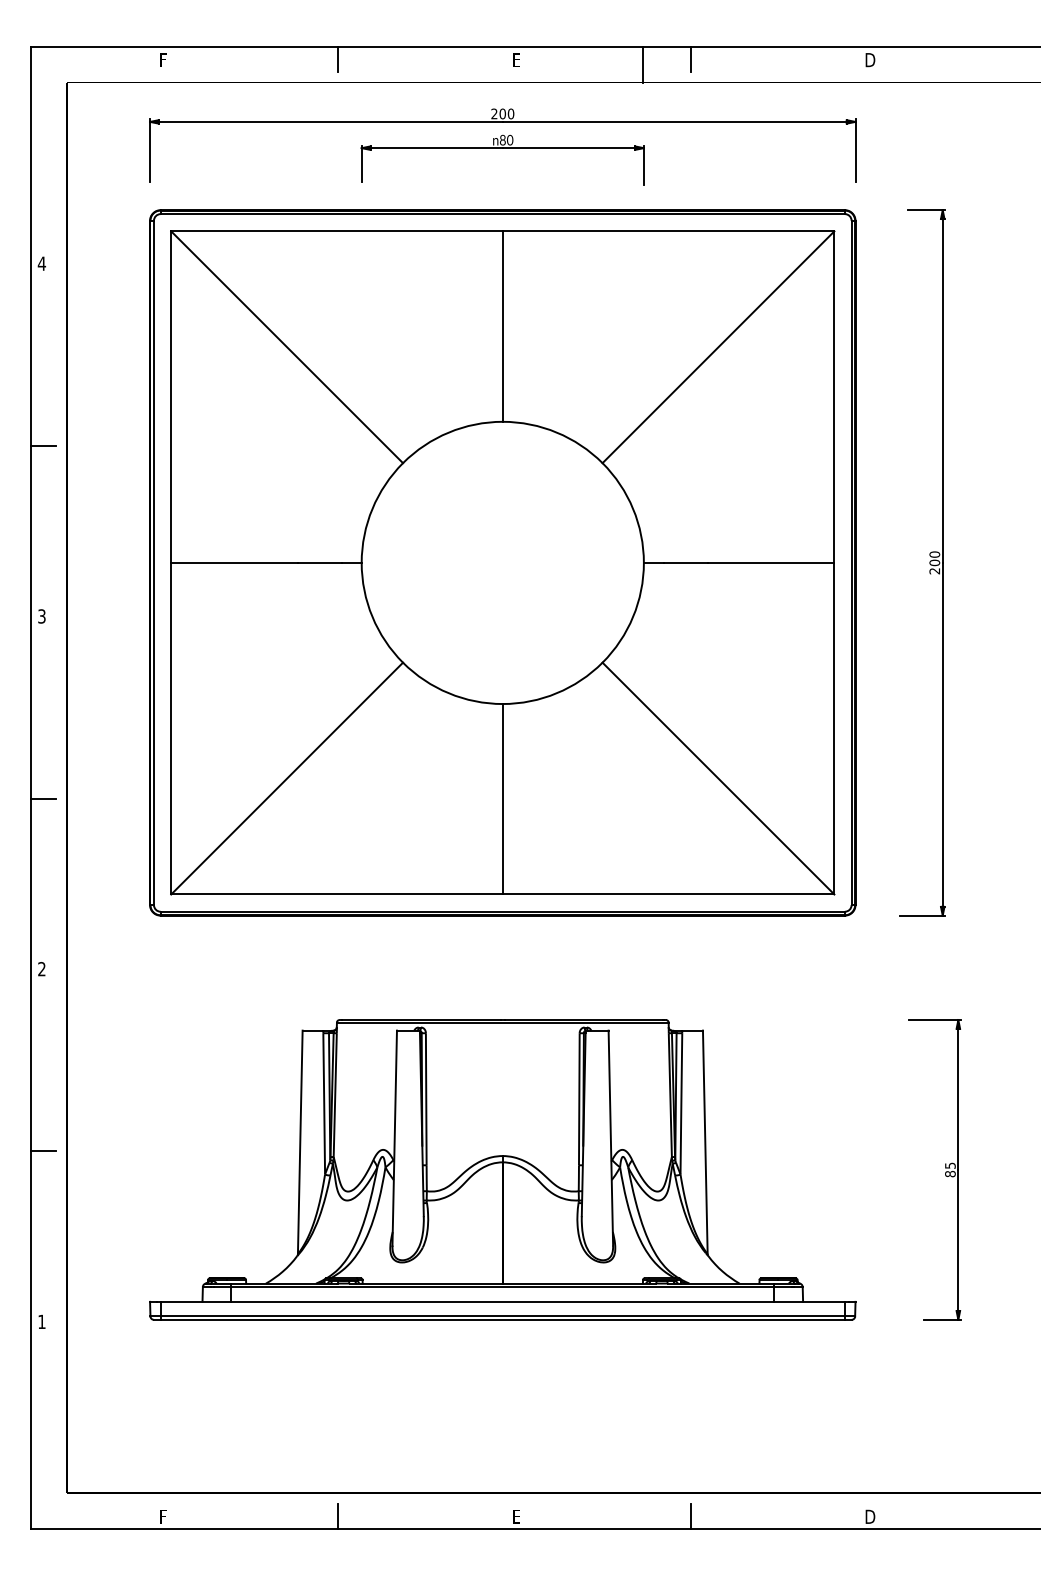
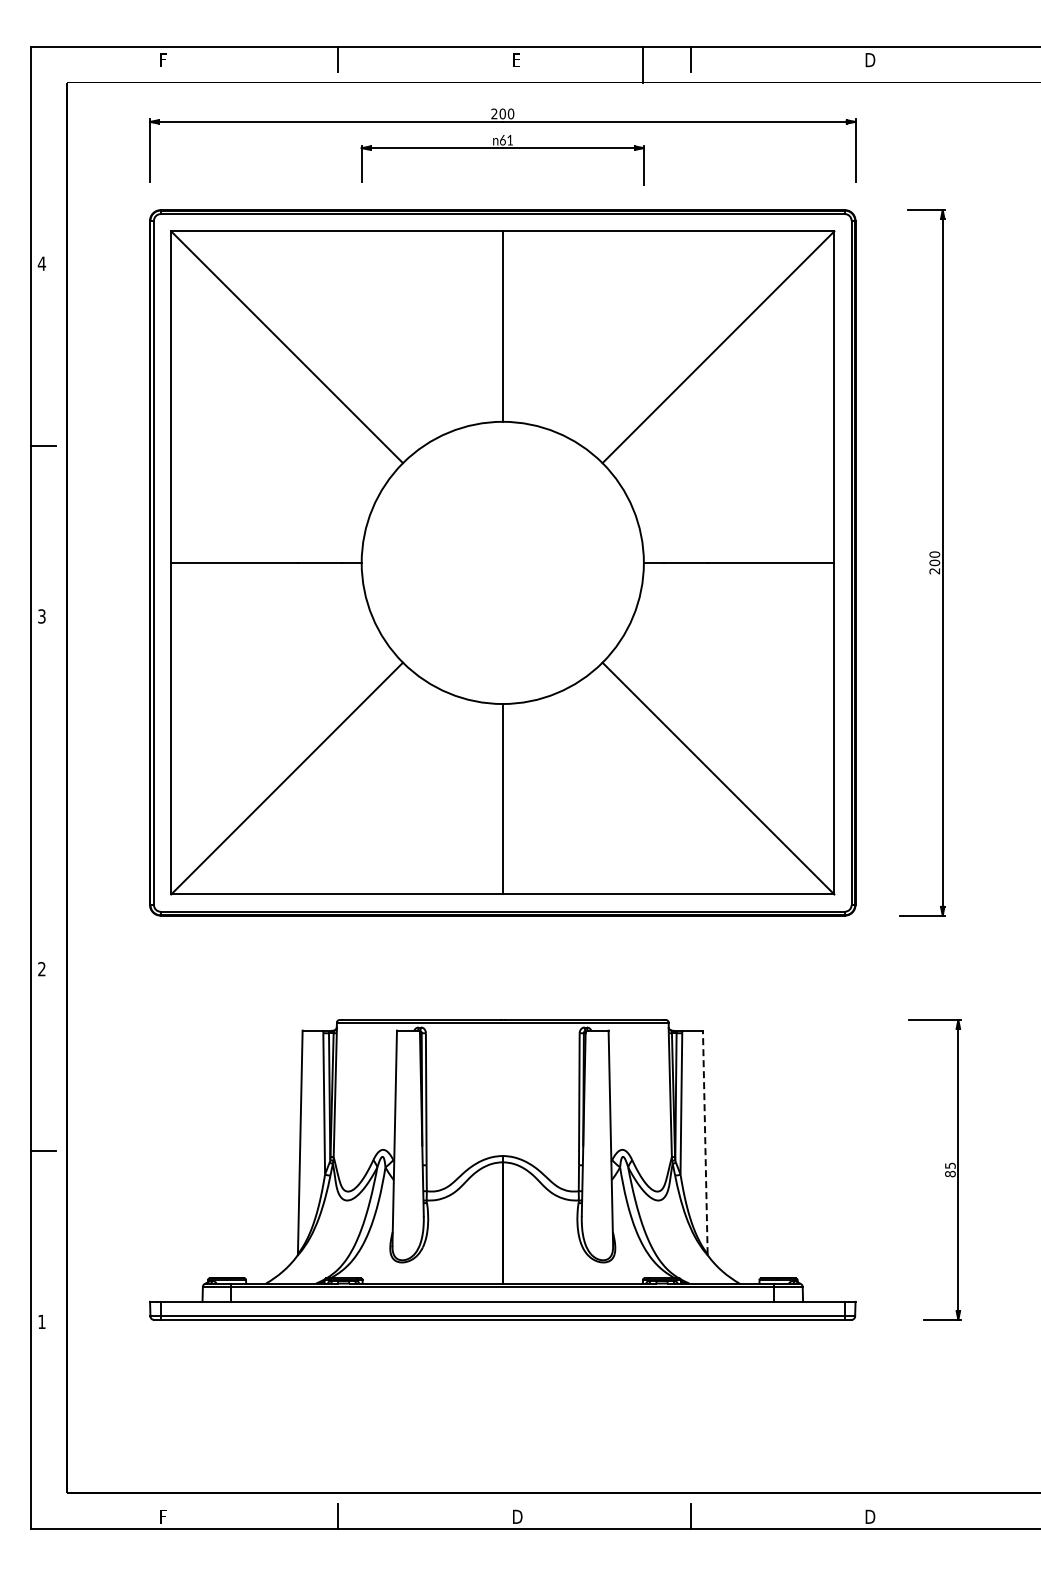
text: 80 -> 61 (506, 139)
line: present -> none (43, 798)
line: solid -> dashed (705, 1142)
text: E -> D (517, 1516)
